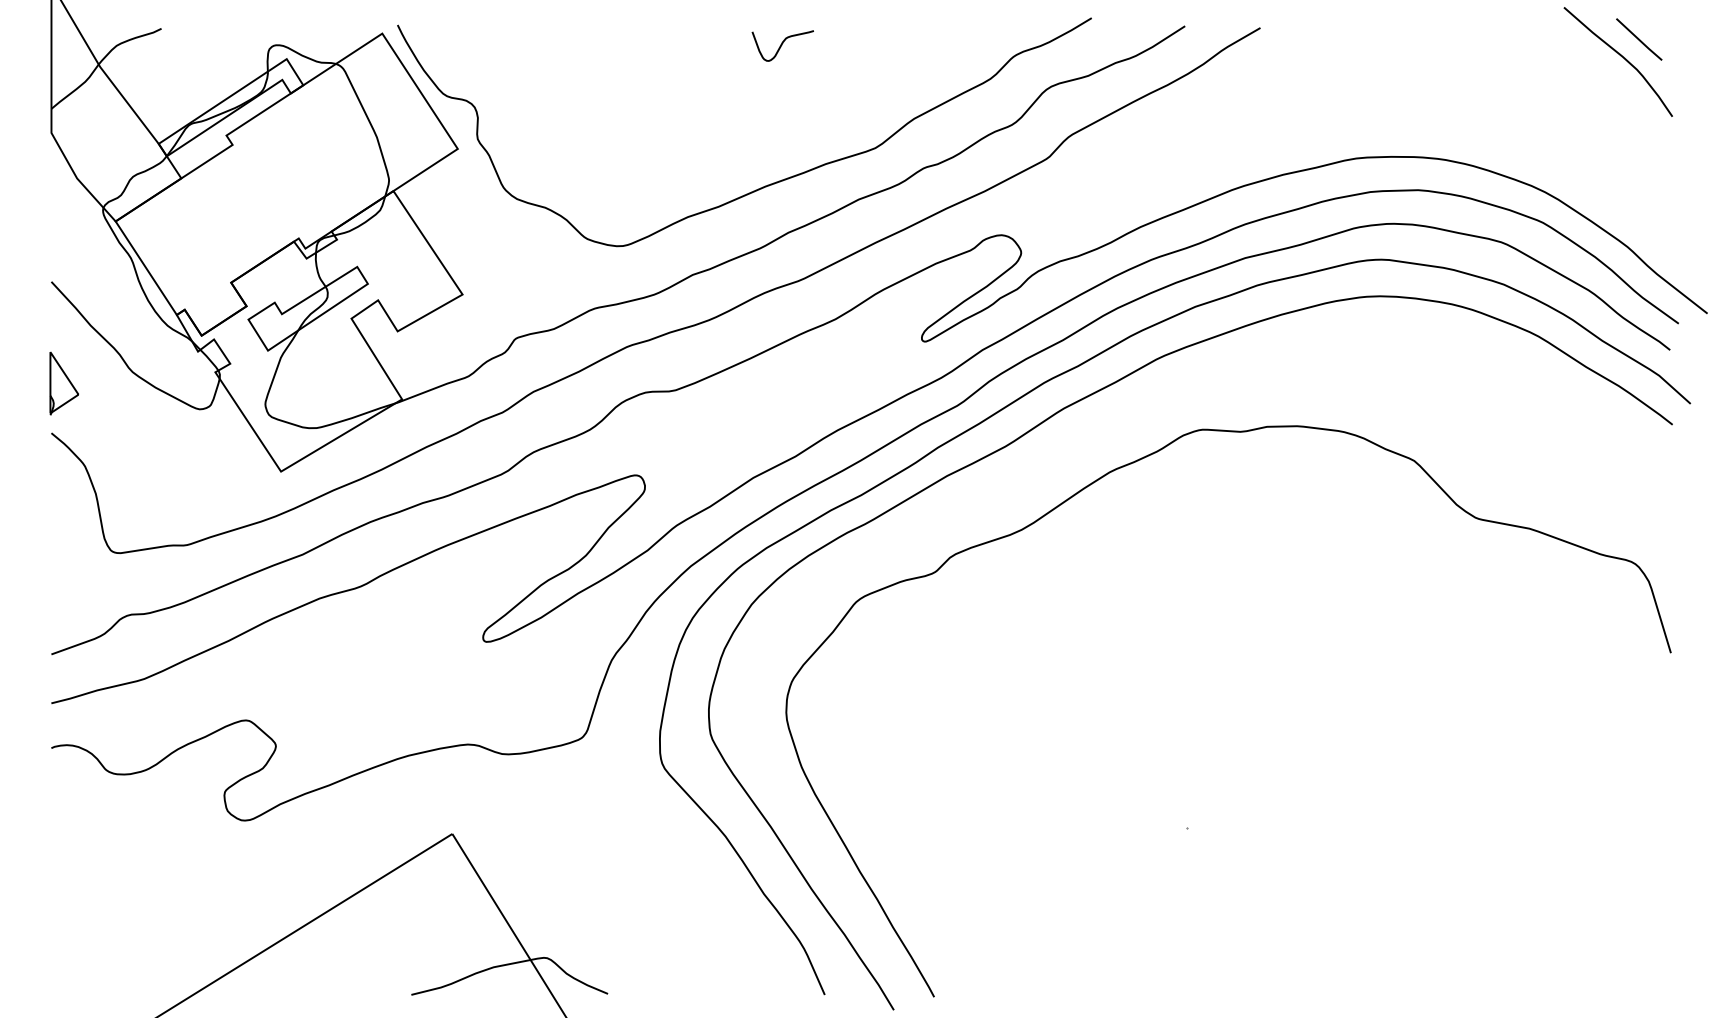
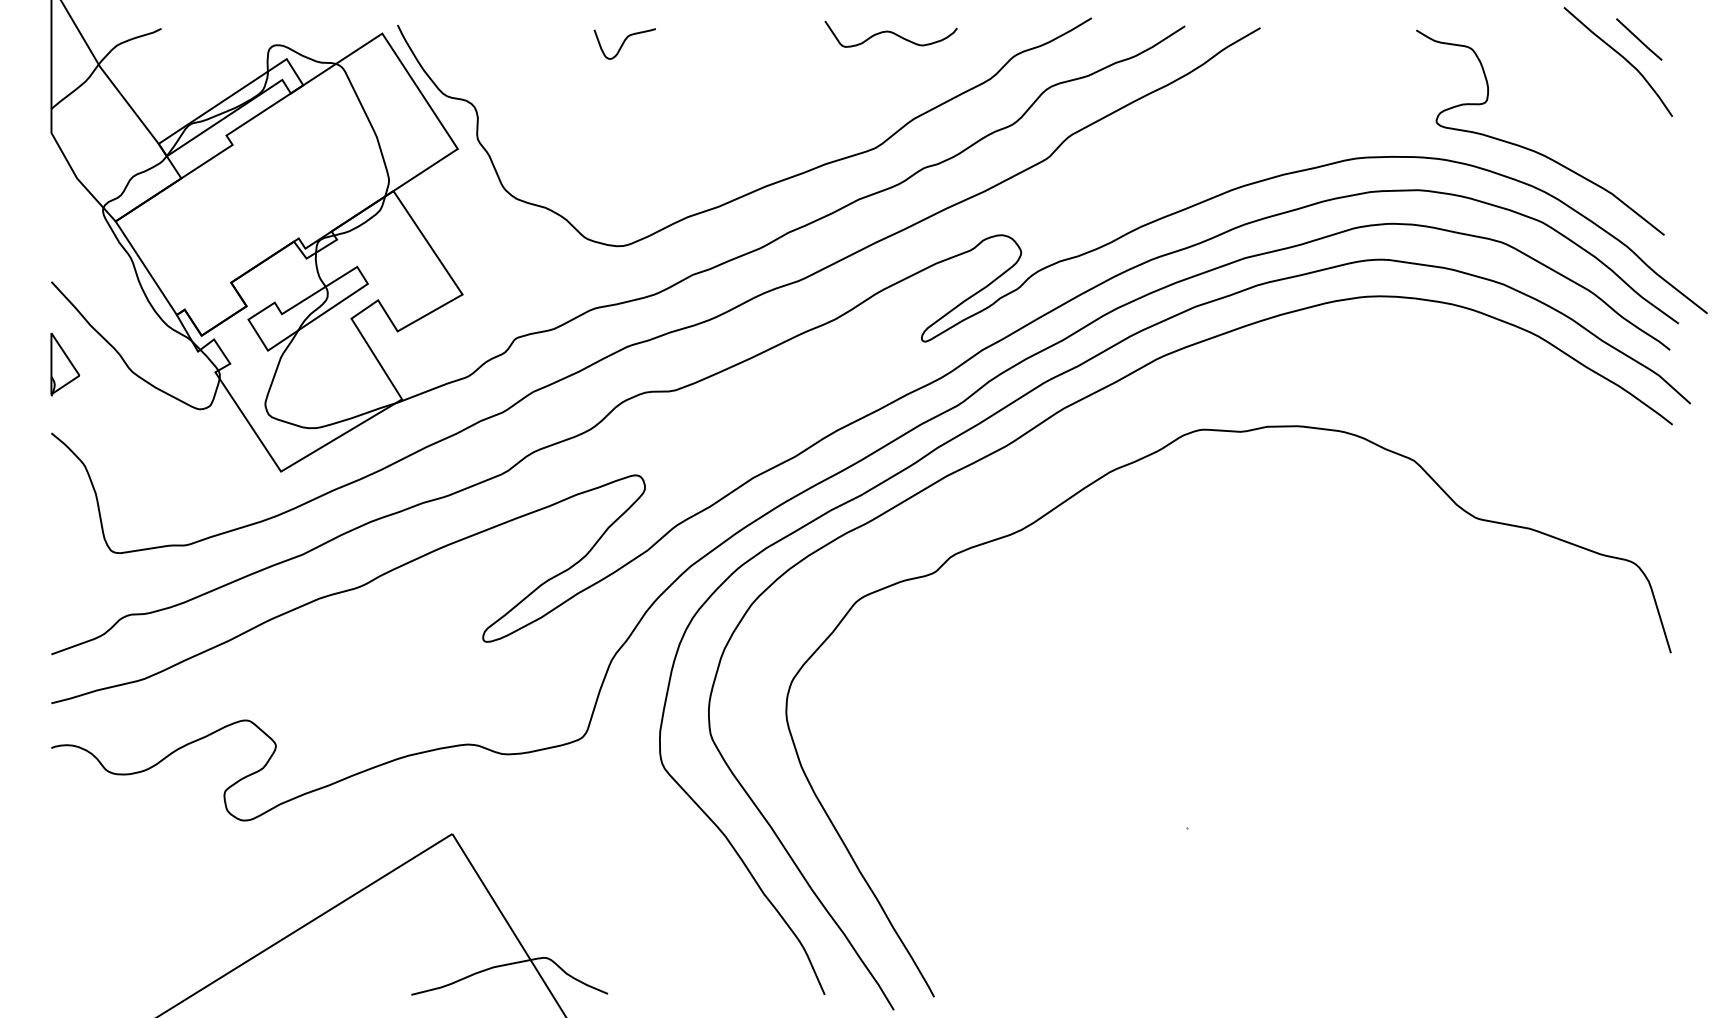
curve: none -> present (890, 32)
curve position: (782, 45) -> (624, 43) (624, 43)
curve: none -> present (1535, 150)
part position: (63, 383) -> (64, 364) (64, 364)
